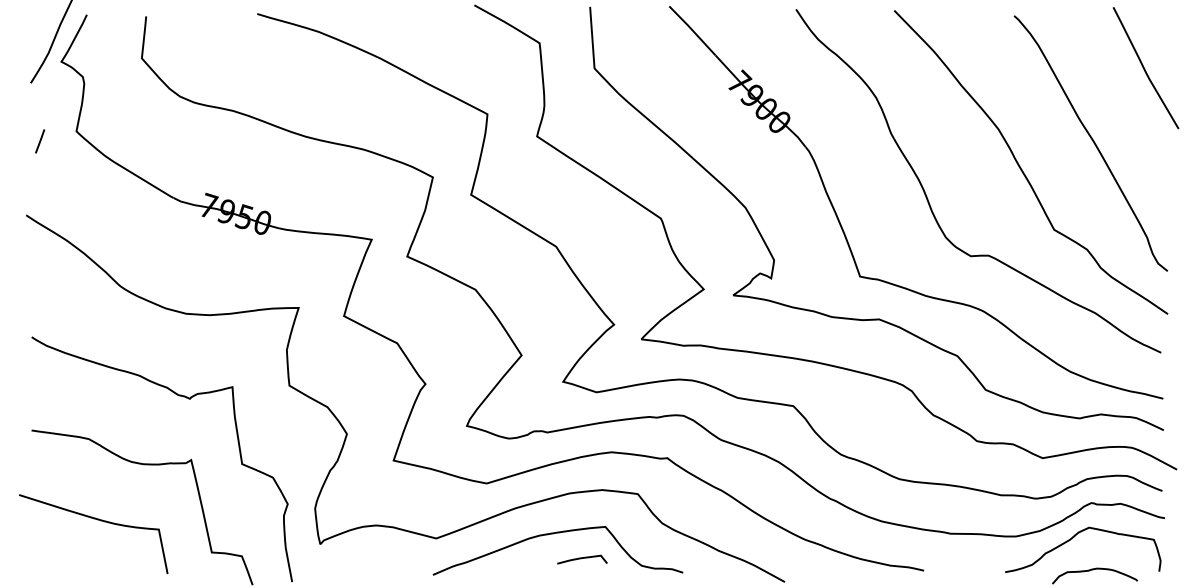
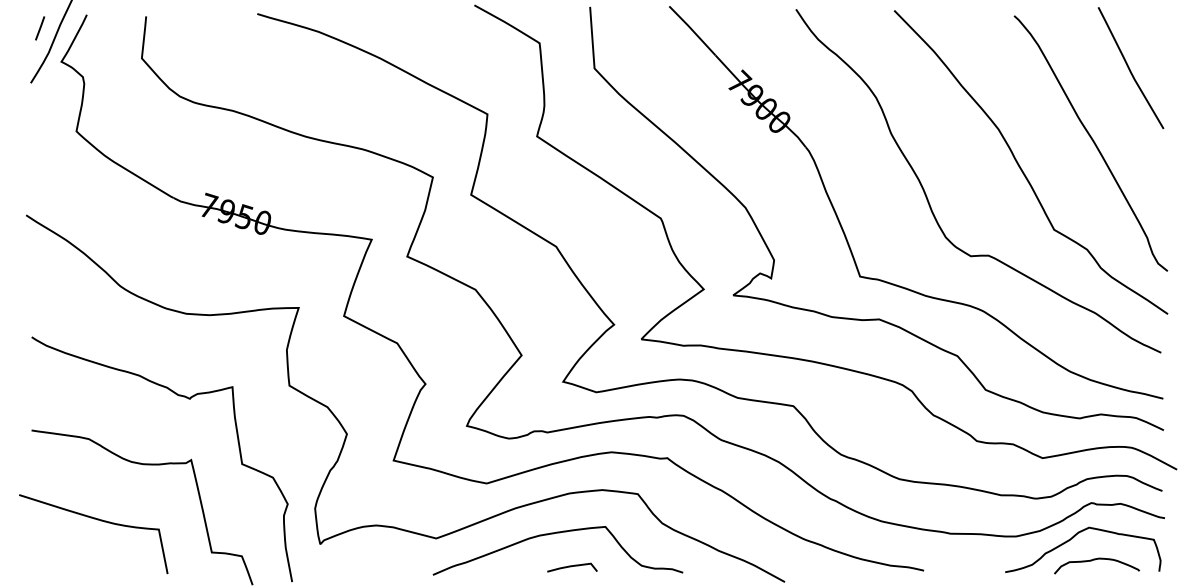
curve position: (1144, 67) -> (1129, 67) (1129, 67)
line position: (40, 141) -> (40, 28) (40, 28)
curve position: (582, 558) -> (572, 566) (572, 566)
curve position: (1093, 570) -> (1095, 560) (1095, 560)
